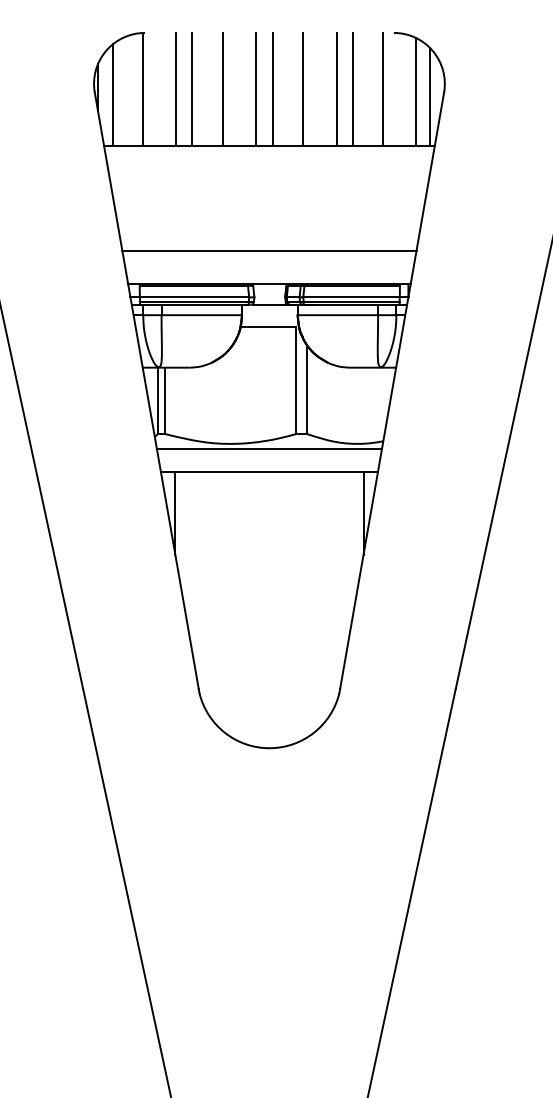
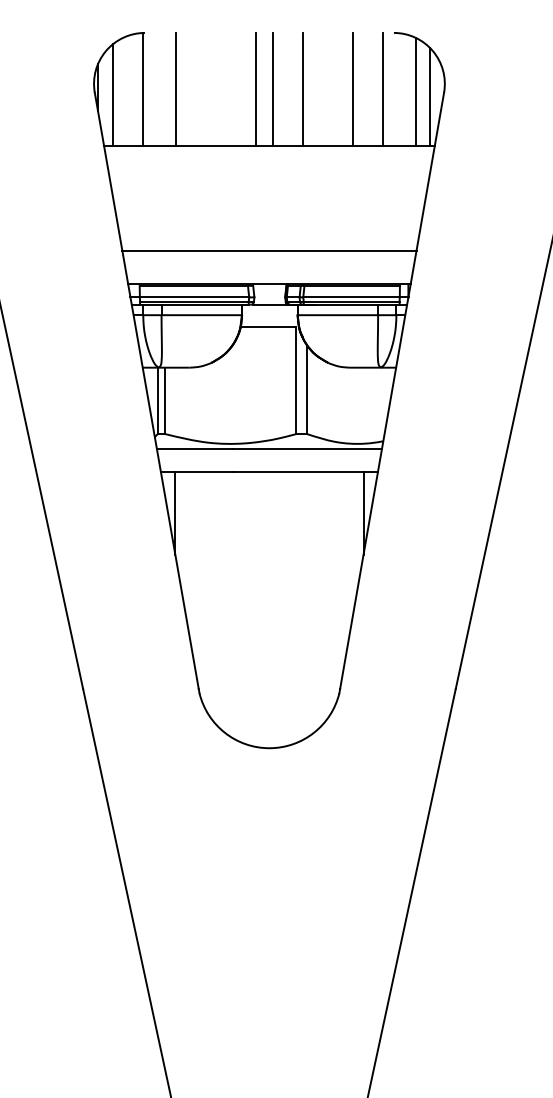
line: present -> none (192, 88)
line: present -> none (222, 88)
line: present -> none (336, 88)
